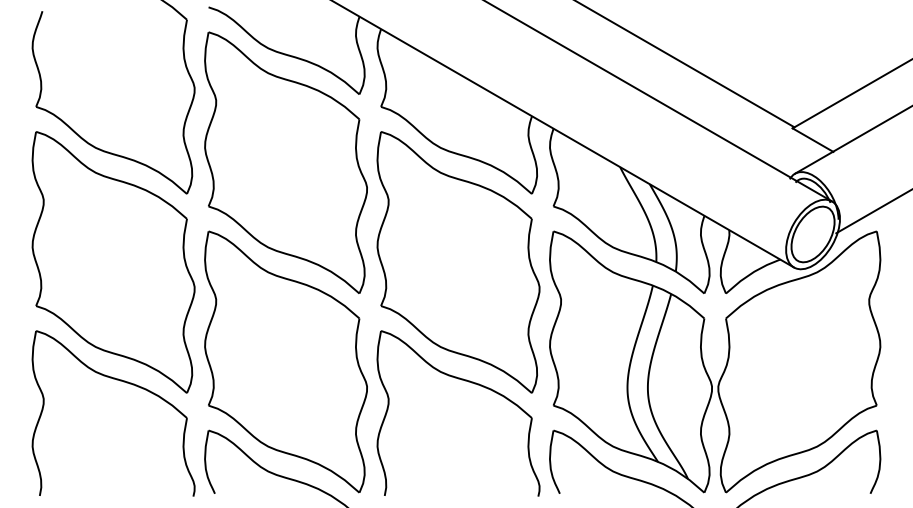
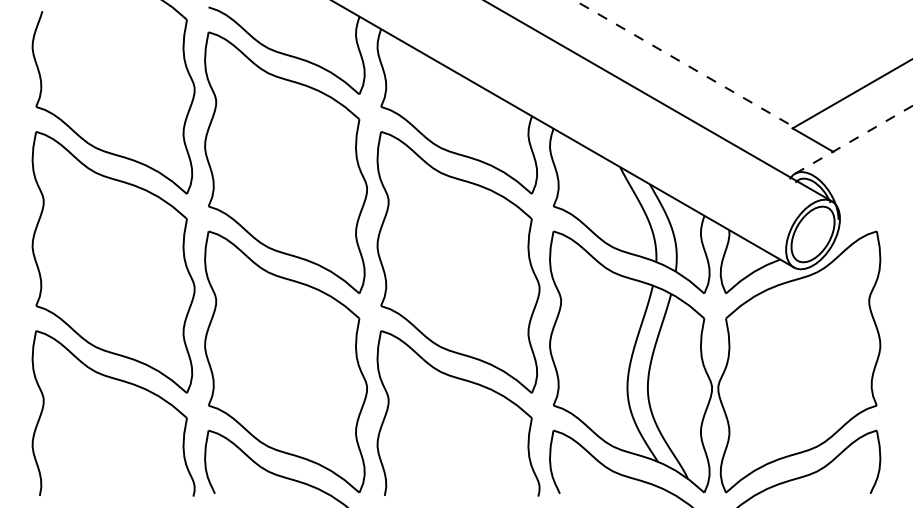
line: solid -> dashed (684, 63)
line: solid -> dashed (853, 139)
line: present -> none (872, 211)
